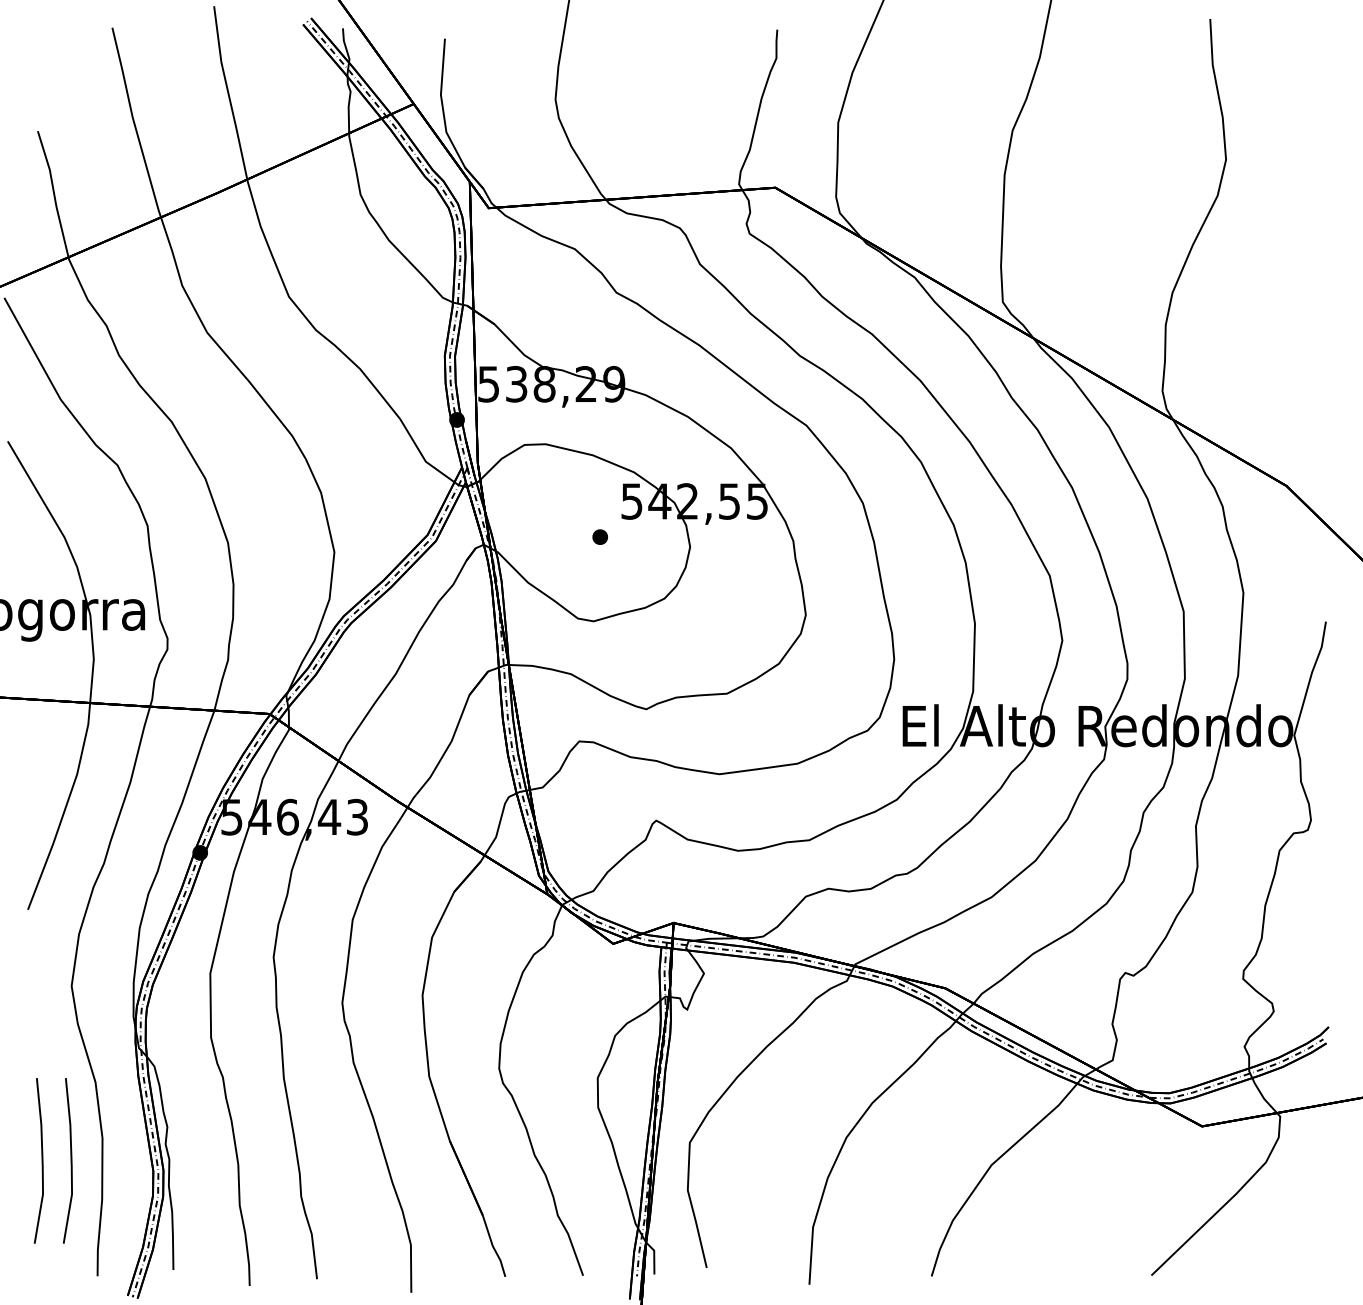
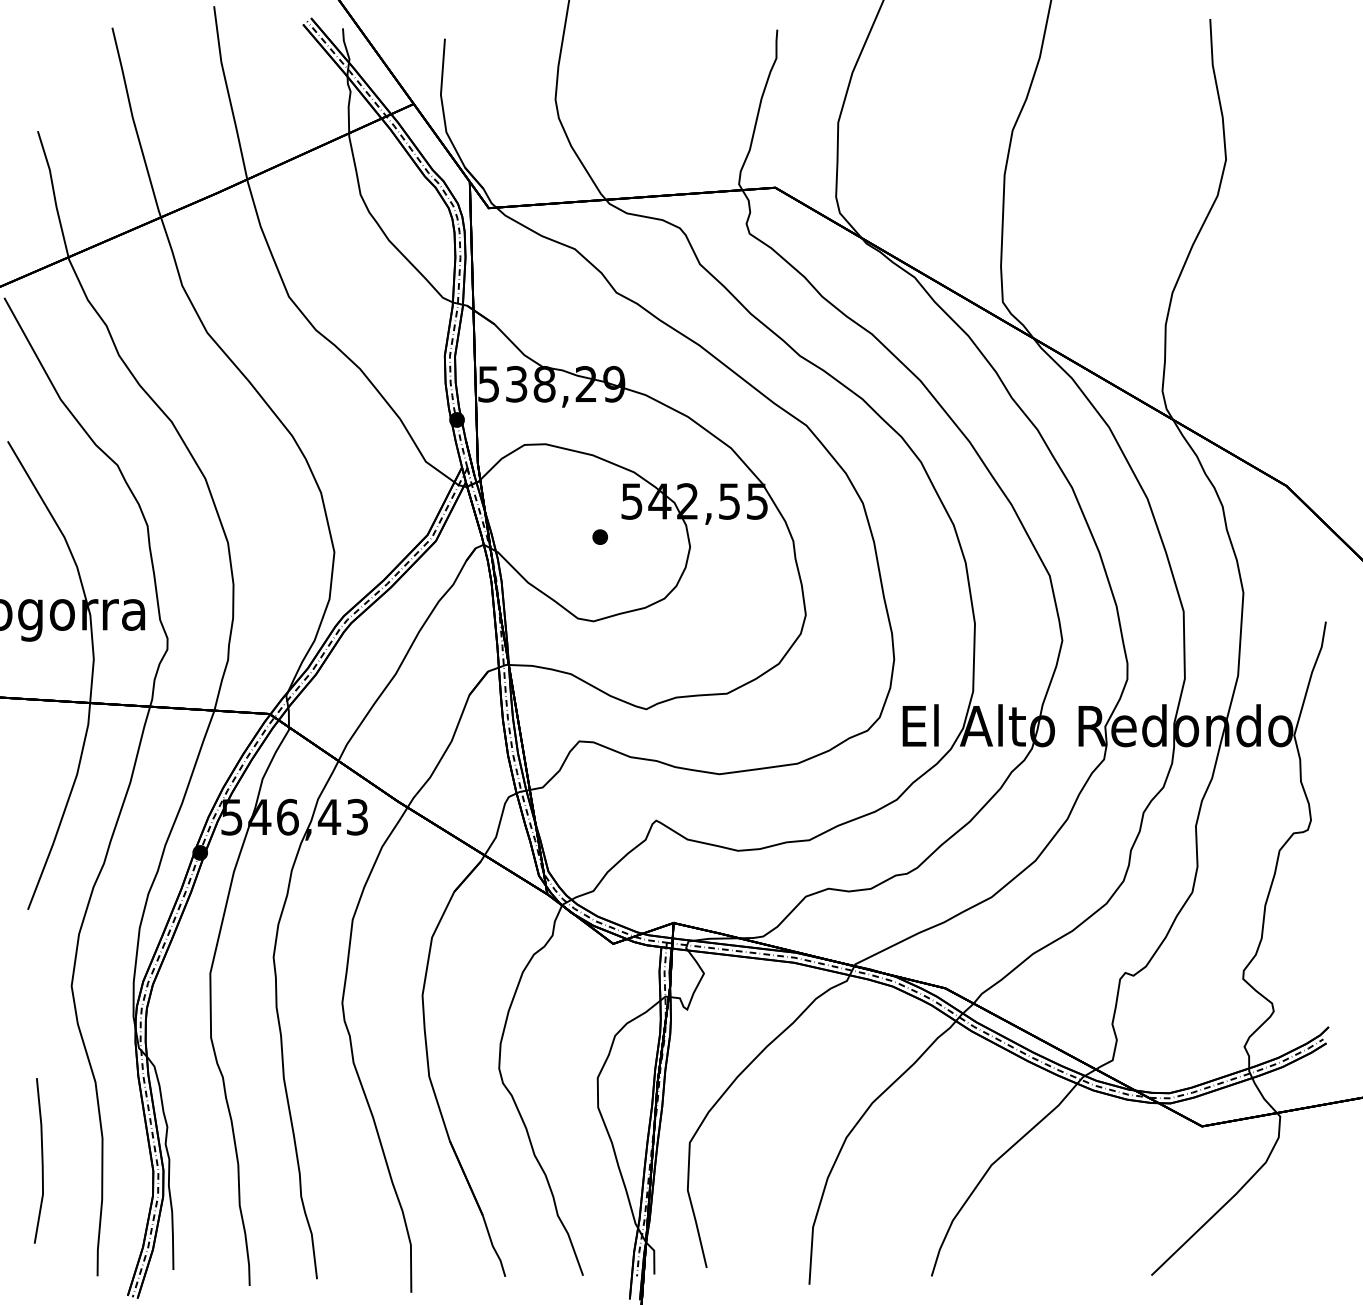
line: present -> none (70, 1160)
